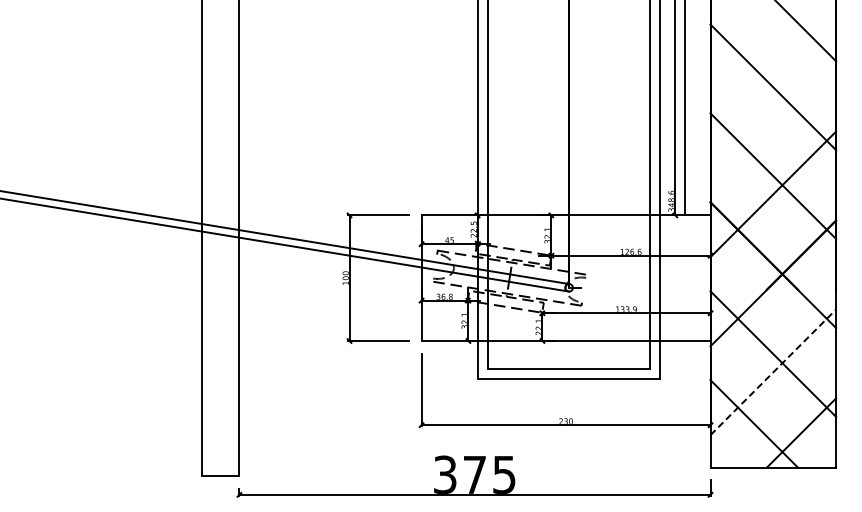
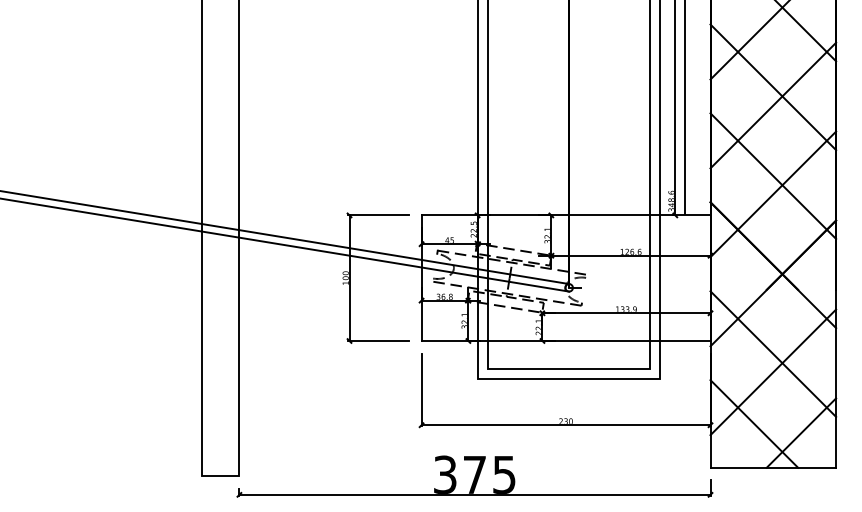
line: none -> present (748, 40)
line: none -> present (773, 105)
line: dashed -> solid (773, 372)
